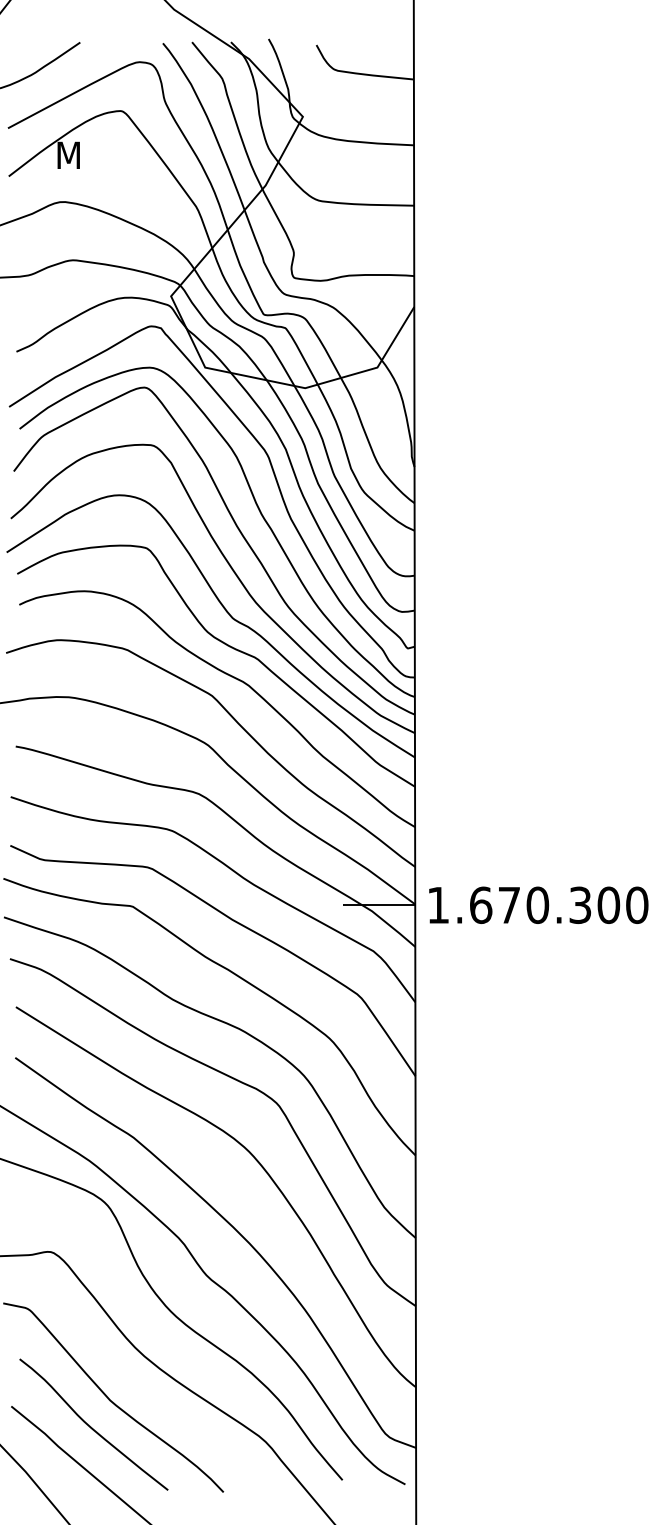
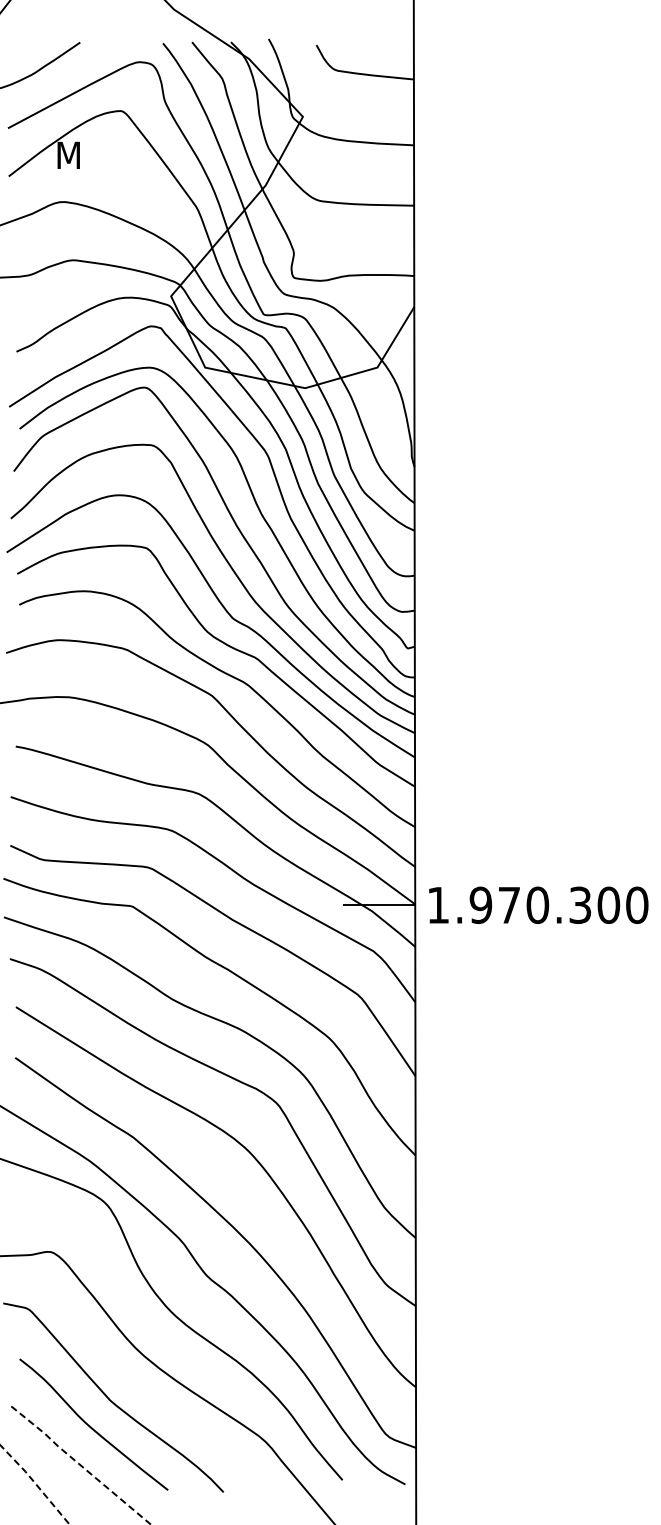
text: 1.670.300 -> 1.970.300 (480, 905)
line: solid -> dashed (80, 1465)
line: solid -> dashed (35, 1483)
